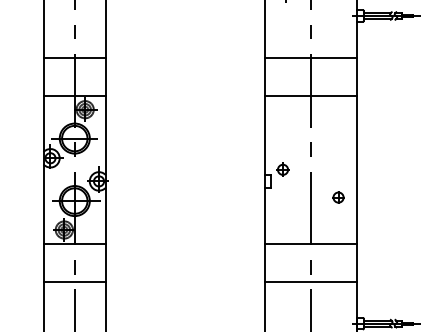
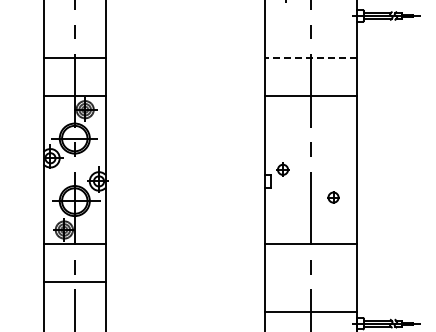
line: solid -> dashed (310, 57)
part position: (338, 197) -> (333, 197) (333, 197)
line position: (310, 282) -> (310, 312) (310, 312)
